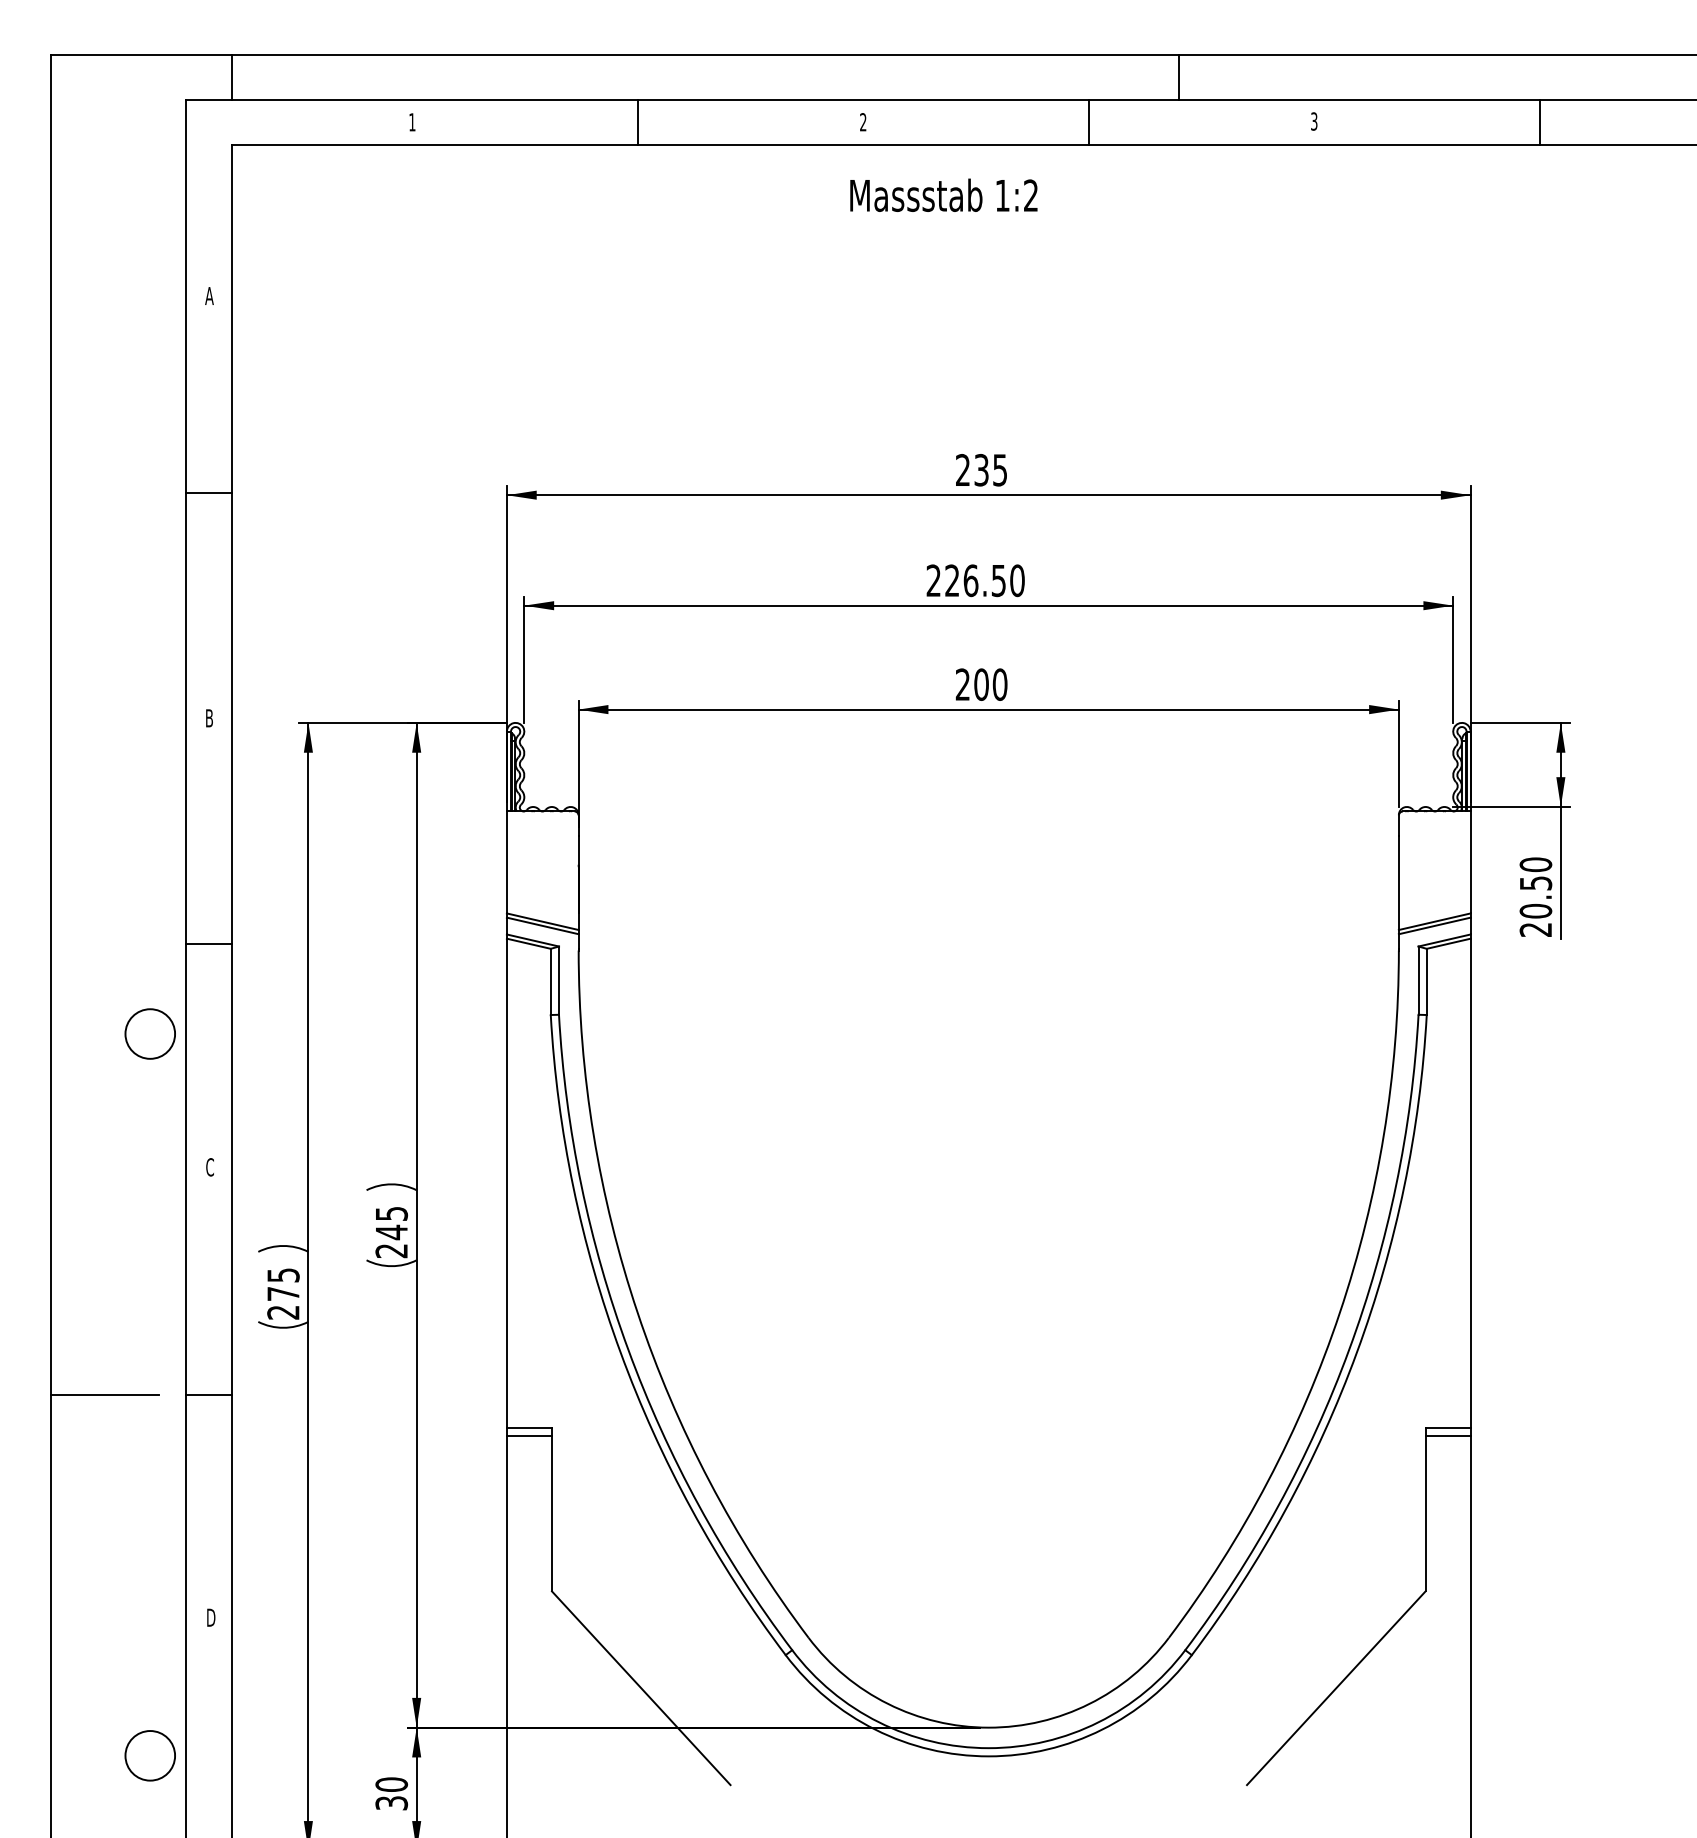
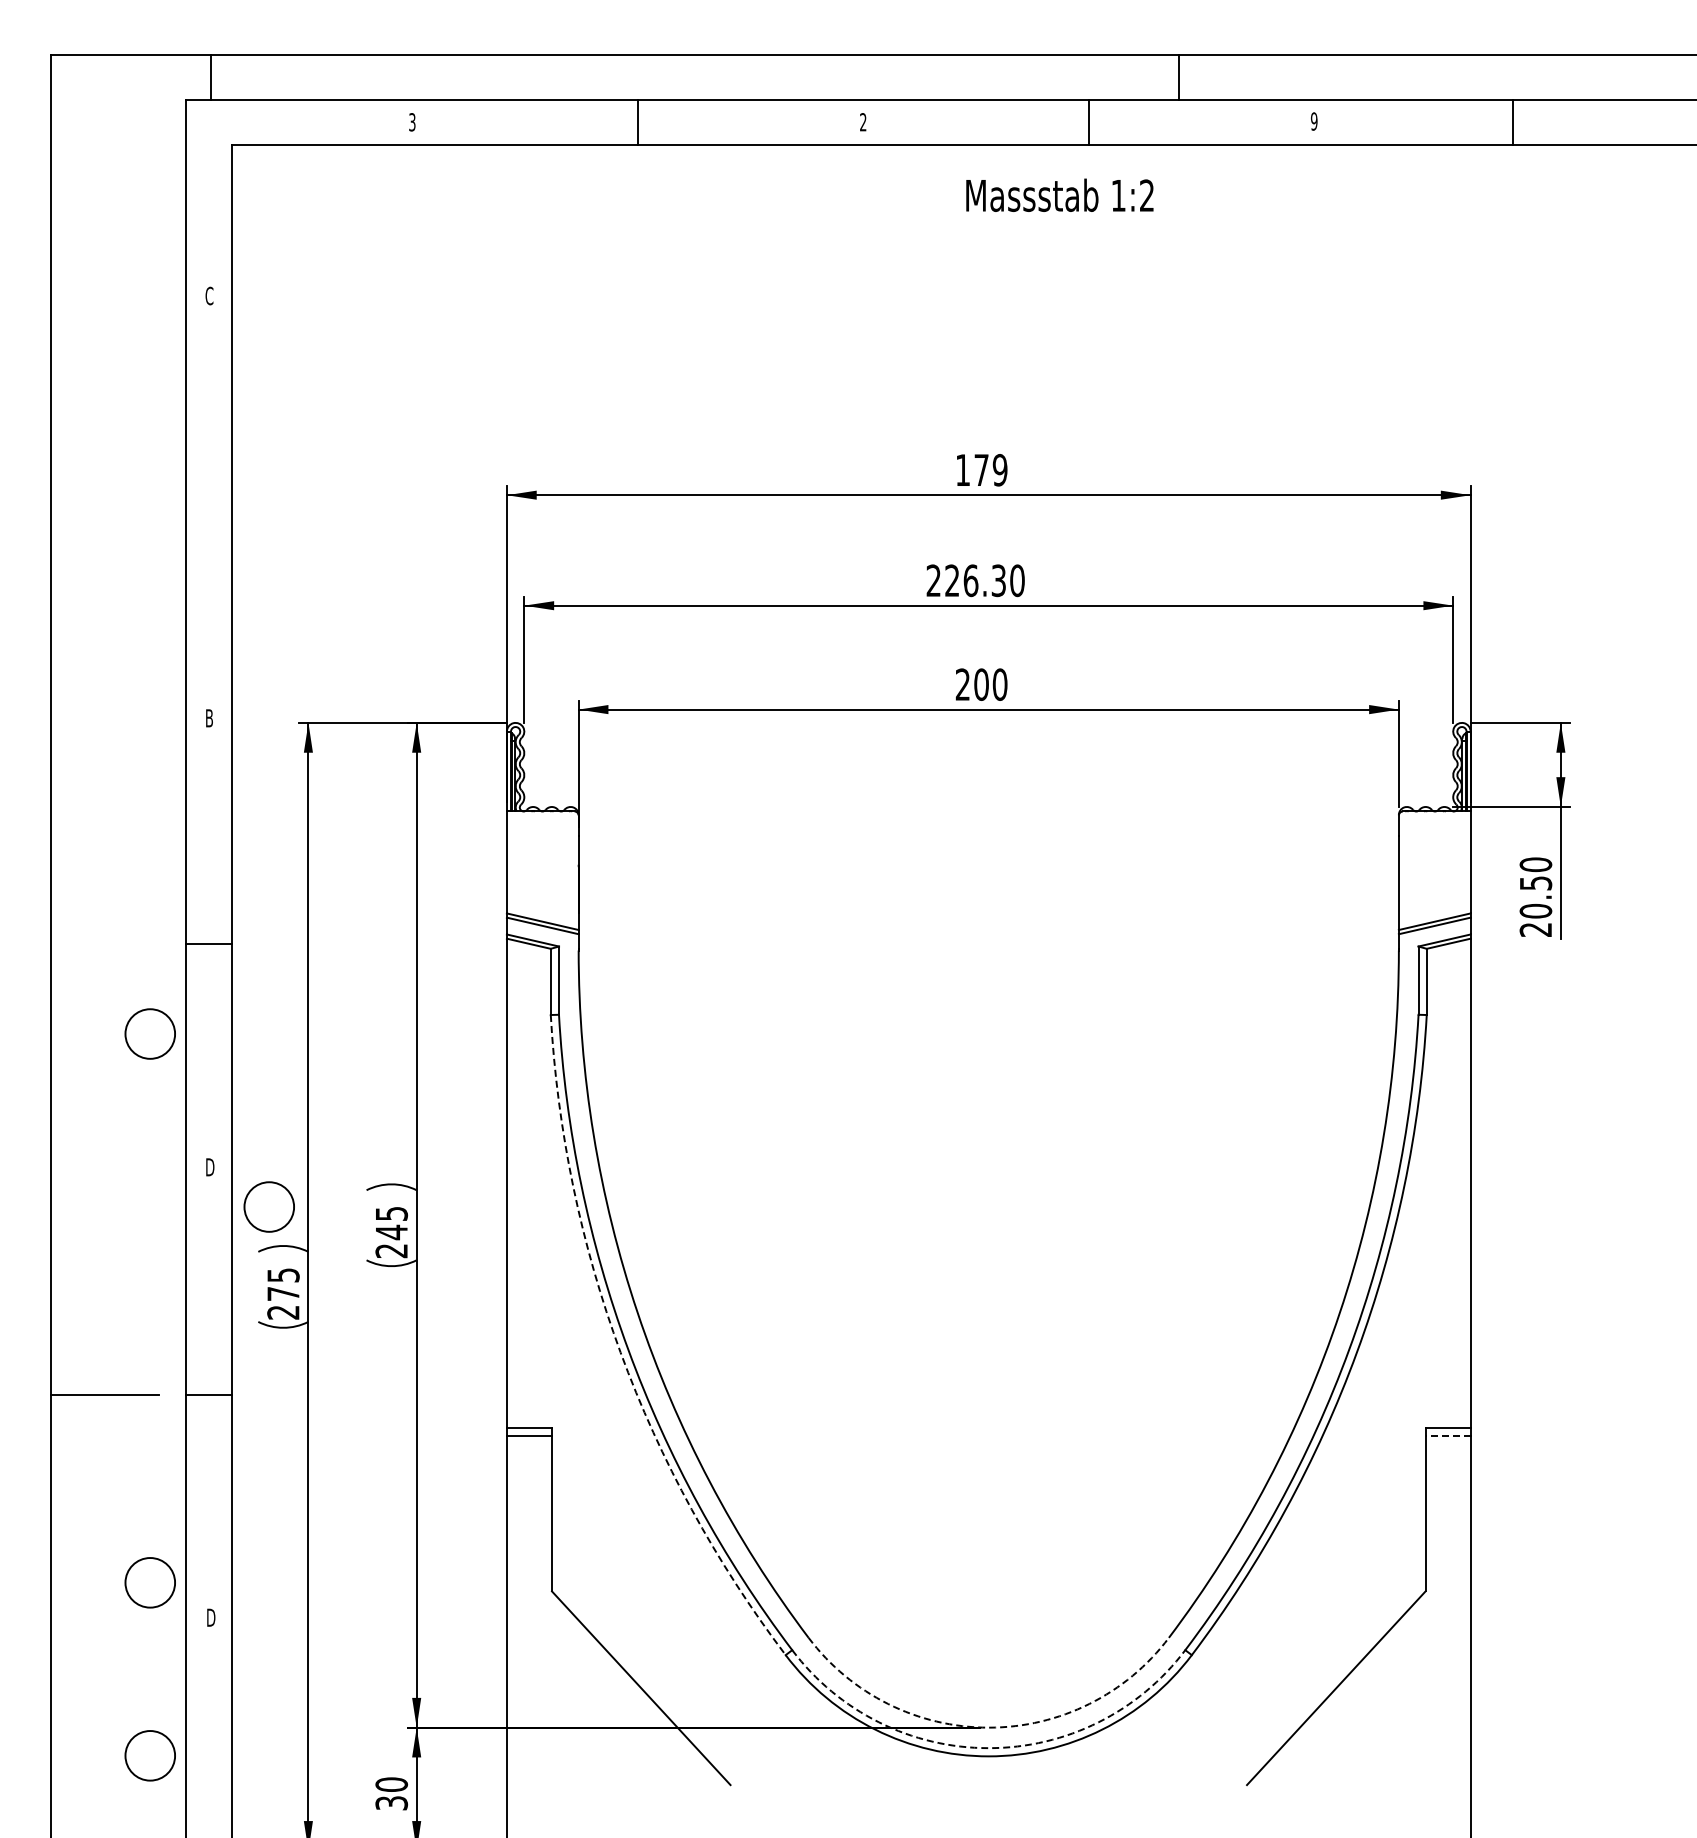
line position: (231, 77) -> (210, 77) (210, 77)
text: 3 -> 9 (1313, 121)
text: 1 -> 3 (412, 122)
line position: (1539, 122) -> (1512, 122) (1512, 122)
text position: (943, 194) -> (1059, 194) (1059, 194)
text: A -> C (209, 295)
text: 235 -> 179 (981, 470)
line: present -> none (208, 492)
text: 226.50 -> 226.30 (998, 580)
text: C -> D (210, 1167)
circle: none -> present (268, 1206)
arc: solid -> dashed (620, 1352)
line: solid -> dashed (1448, 1435)
circle: none -> present (149, 1582)
arc: solid -> dashed (988, 1727)
arc: solid -> dashed (988, 1748)
